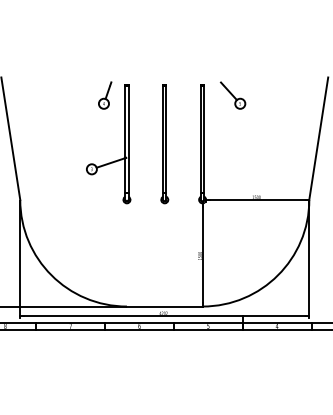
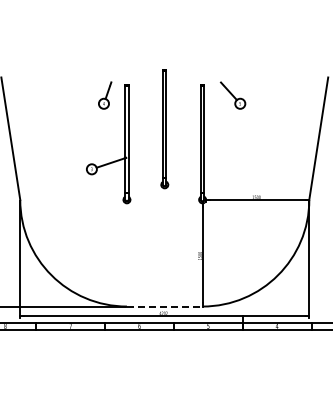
part position: (164, 144) -> (164, 129) (164, 129)
line: solid -> dashed (164, 306)
